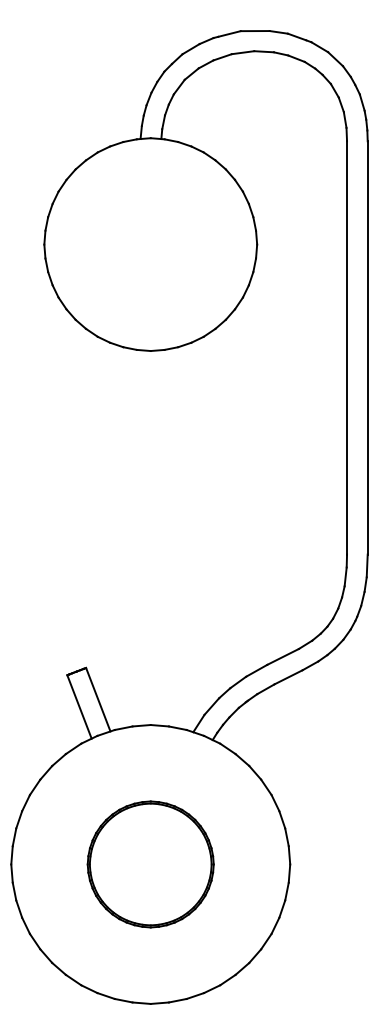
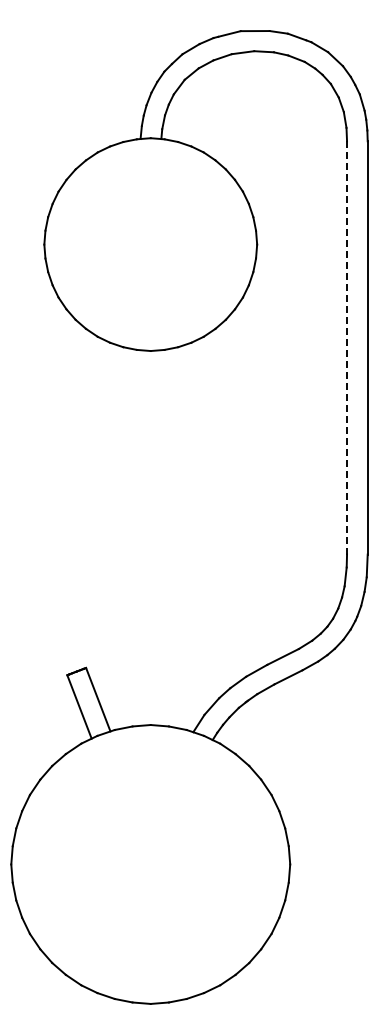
line: solid -> dashed (347, 347)
part: present -> none (150, 864)
